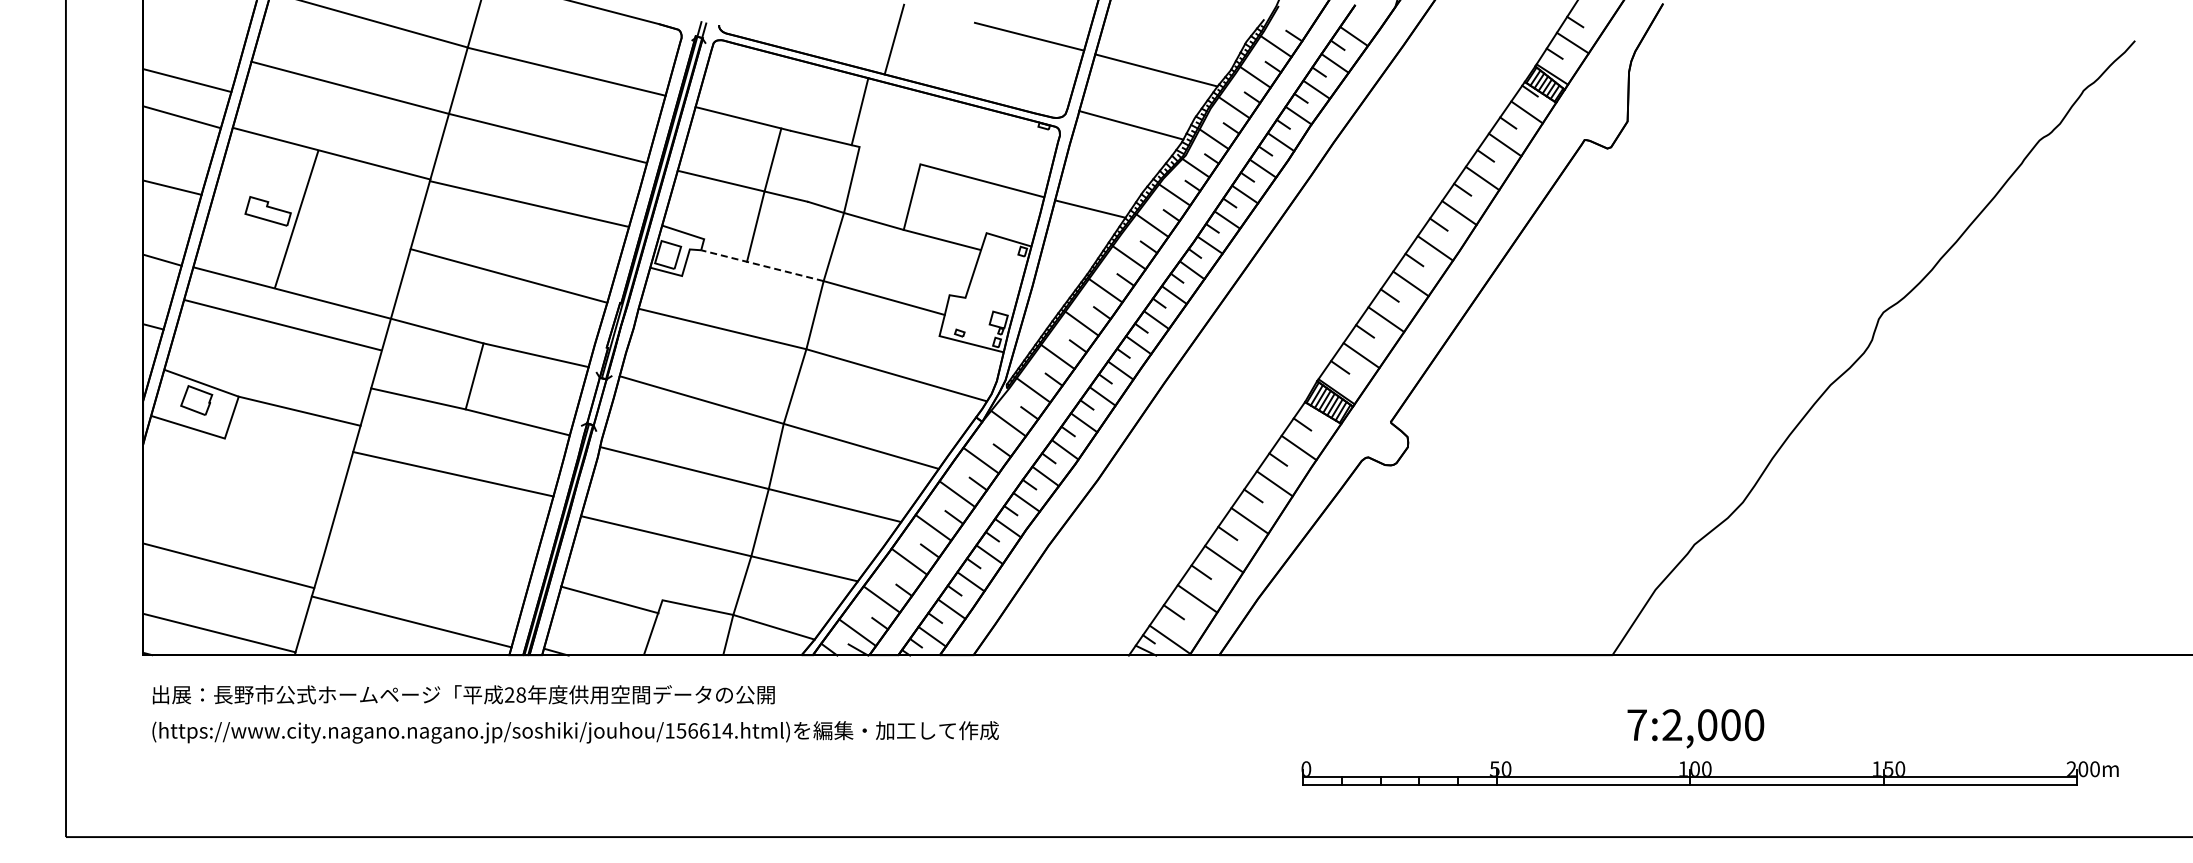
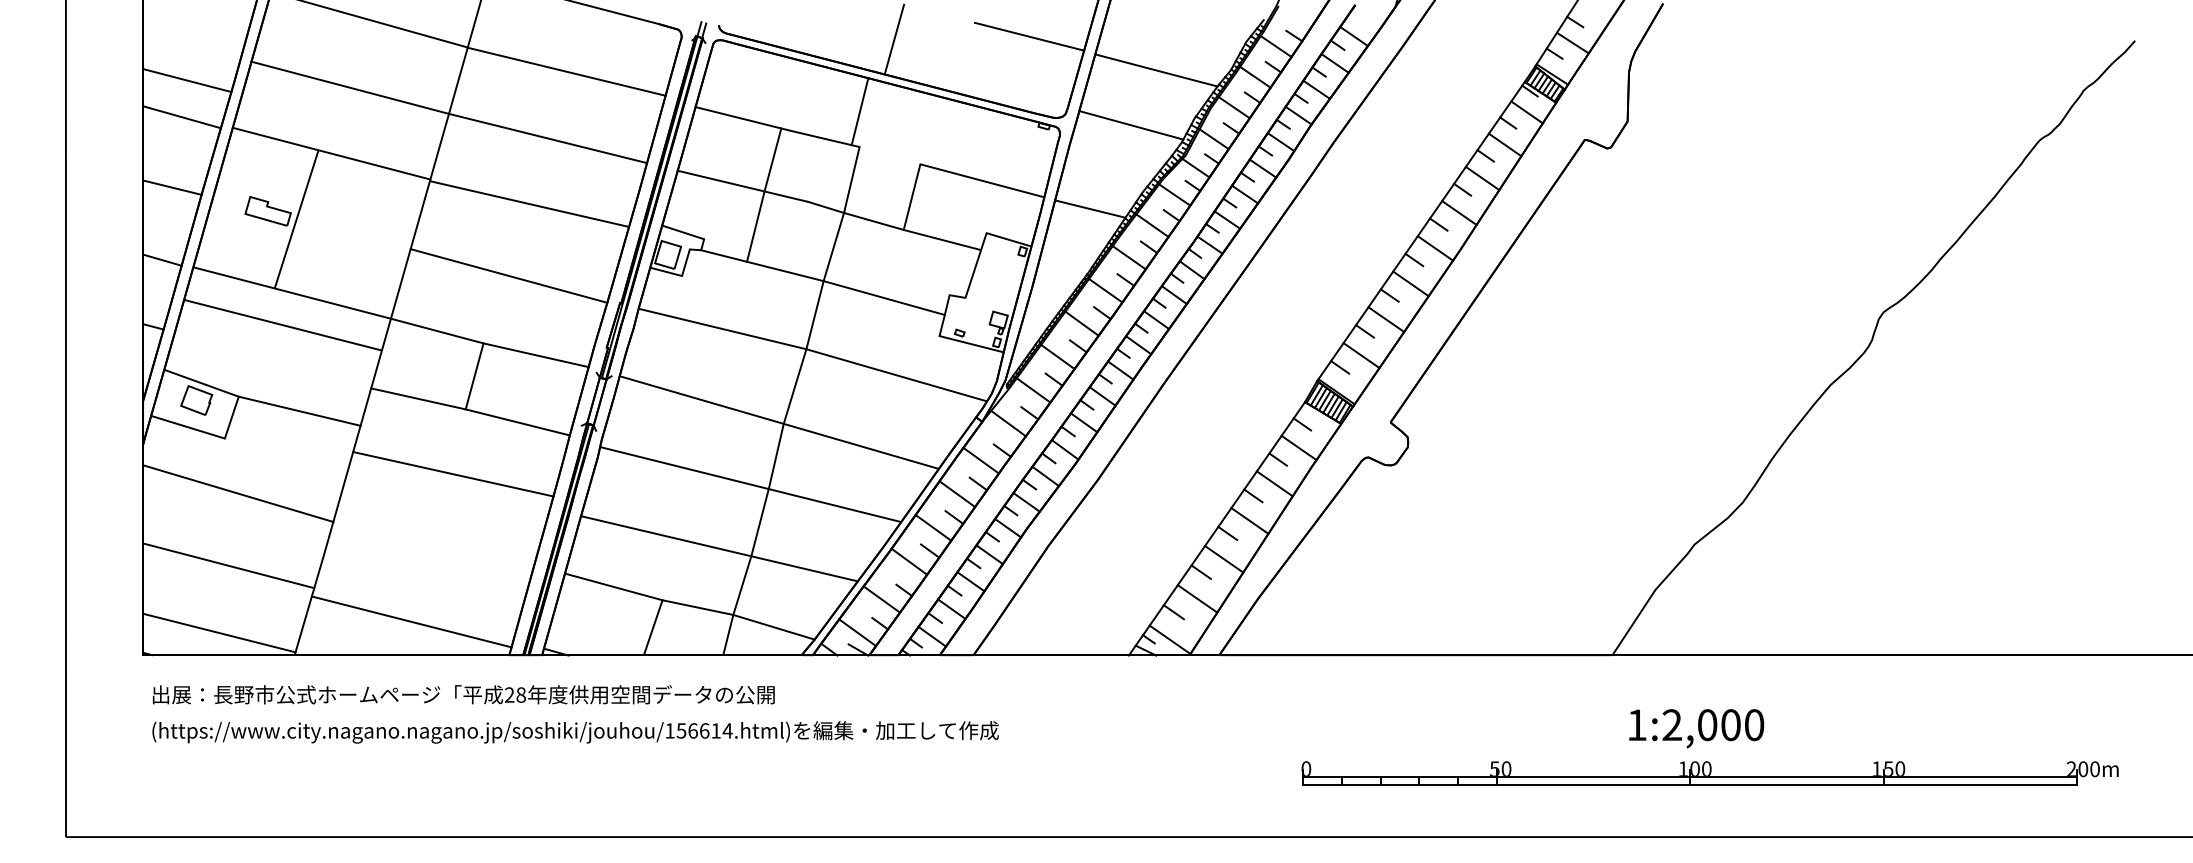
line: dashed -> solid (761, 265)
line: none -> present (238, 493)
line position: (609, 599) -> (613, 586) (613, 586)
text: 7:2,000 -> 1:2,000 (1636, 724)
